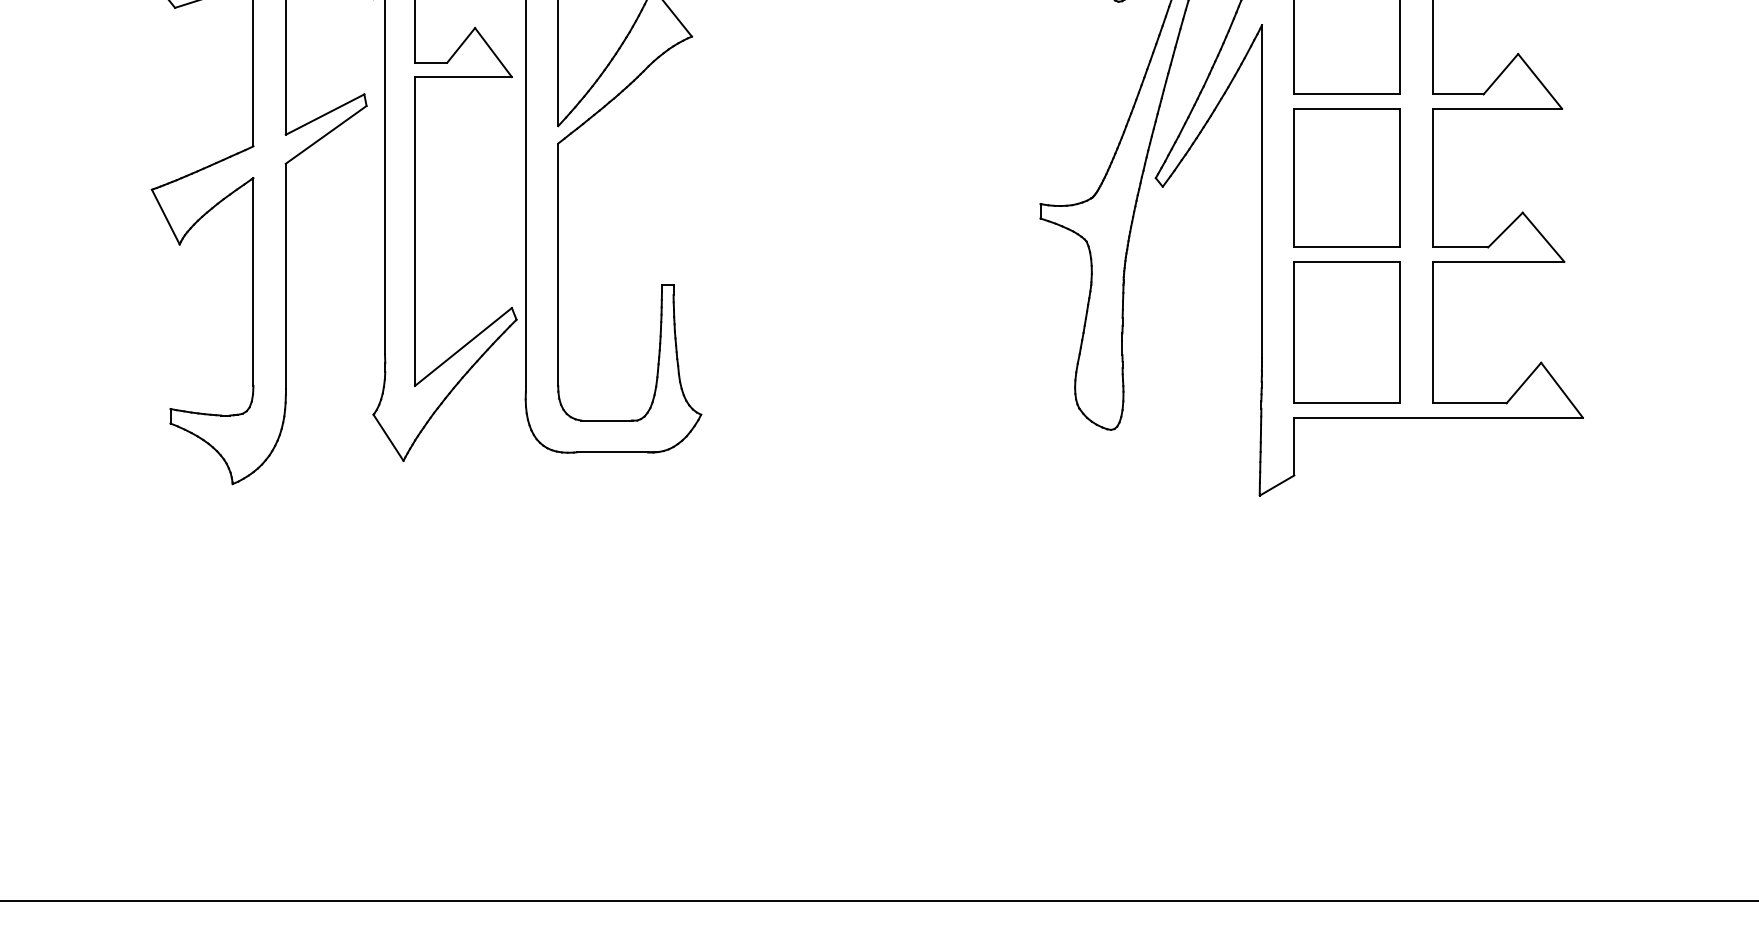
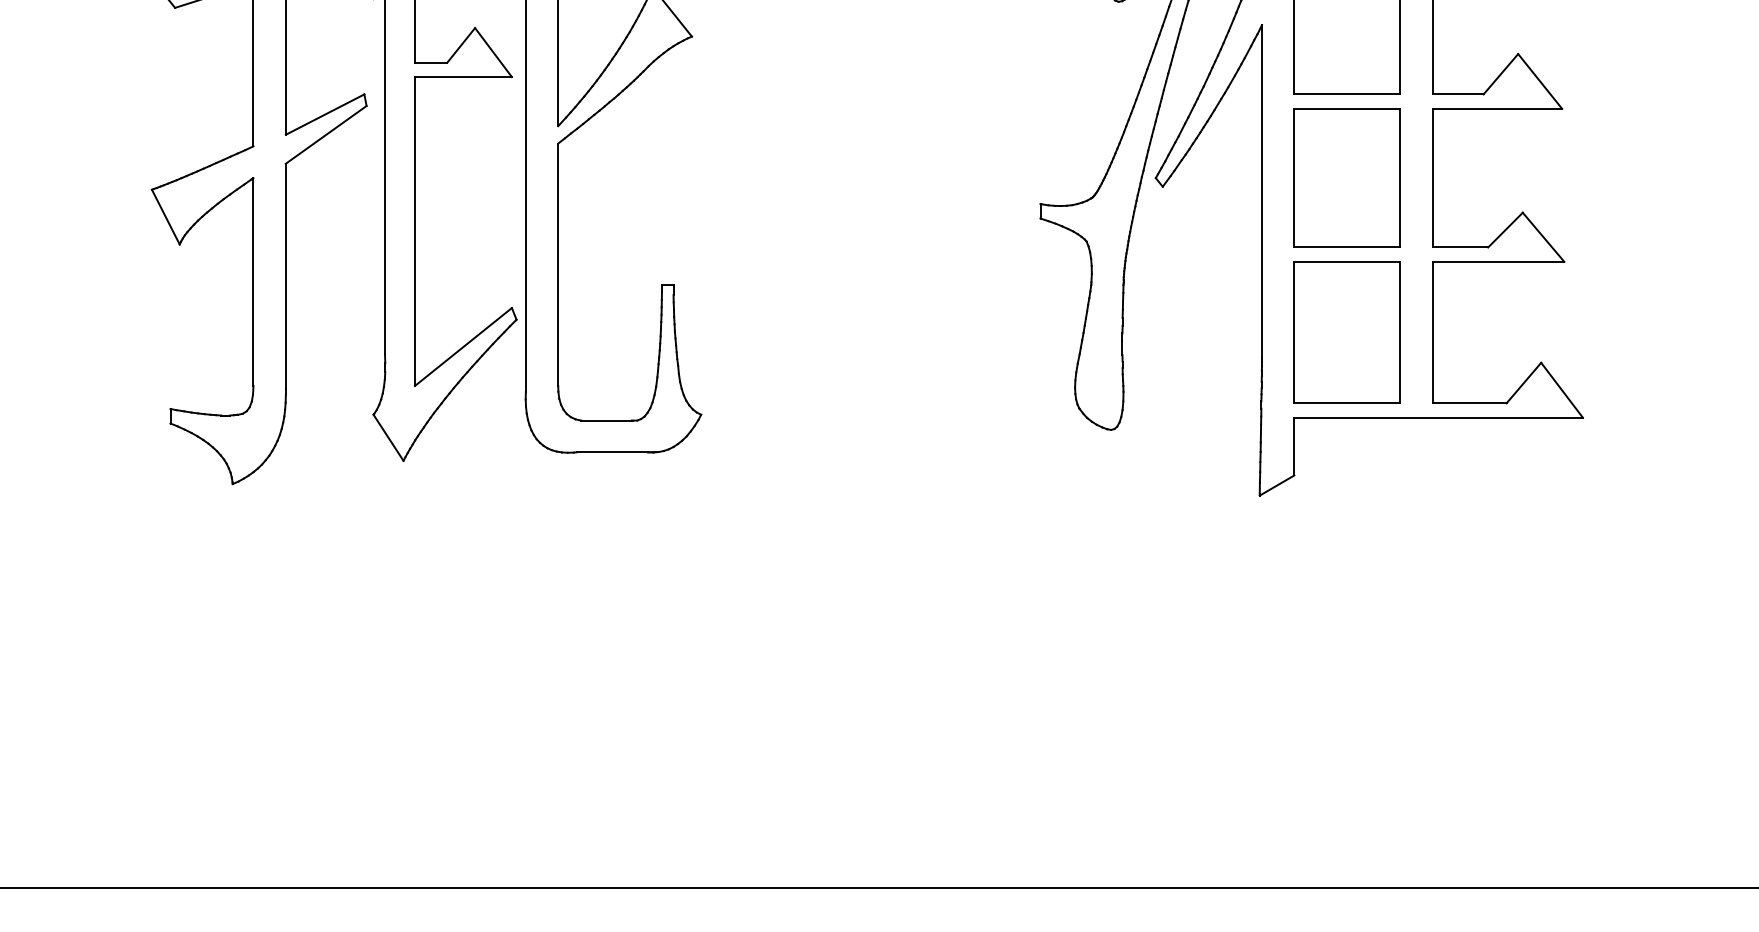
line position: (878, 900) -> (878, 887) (878, 887)
